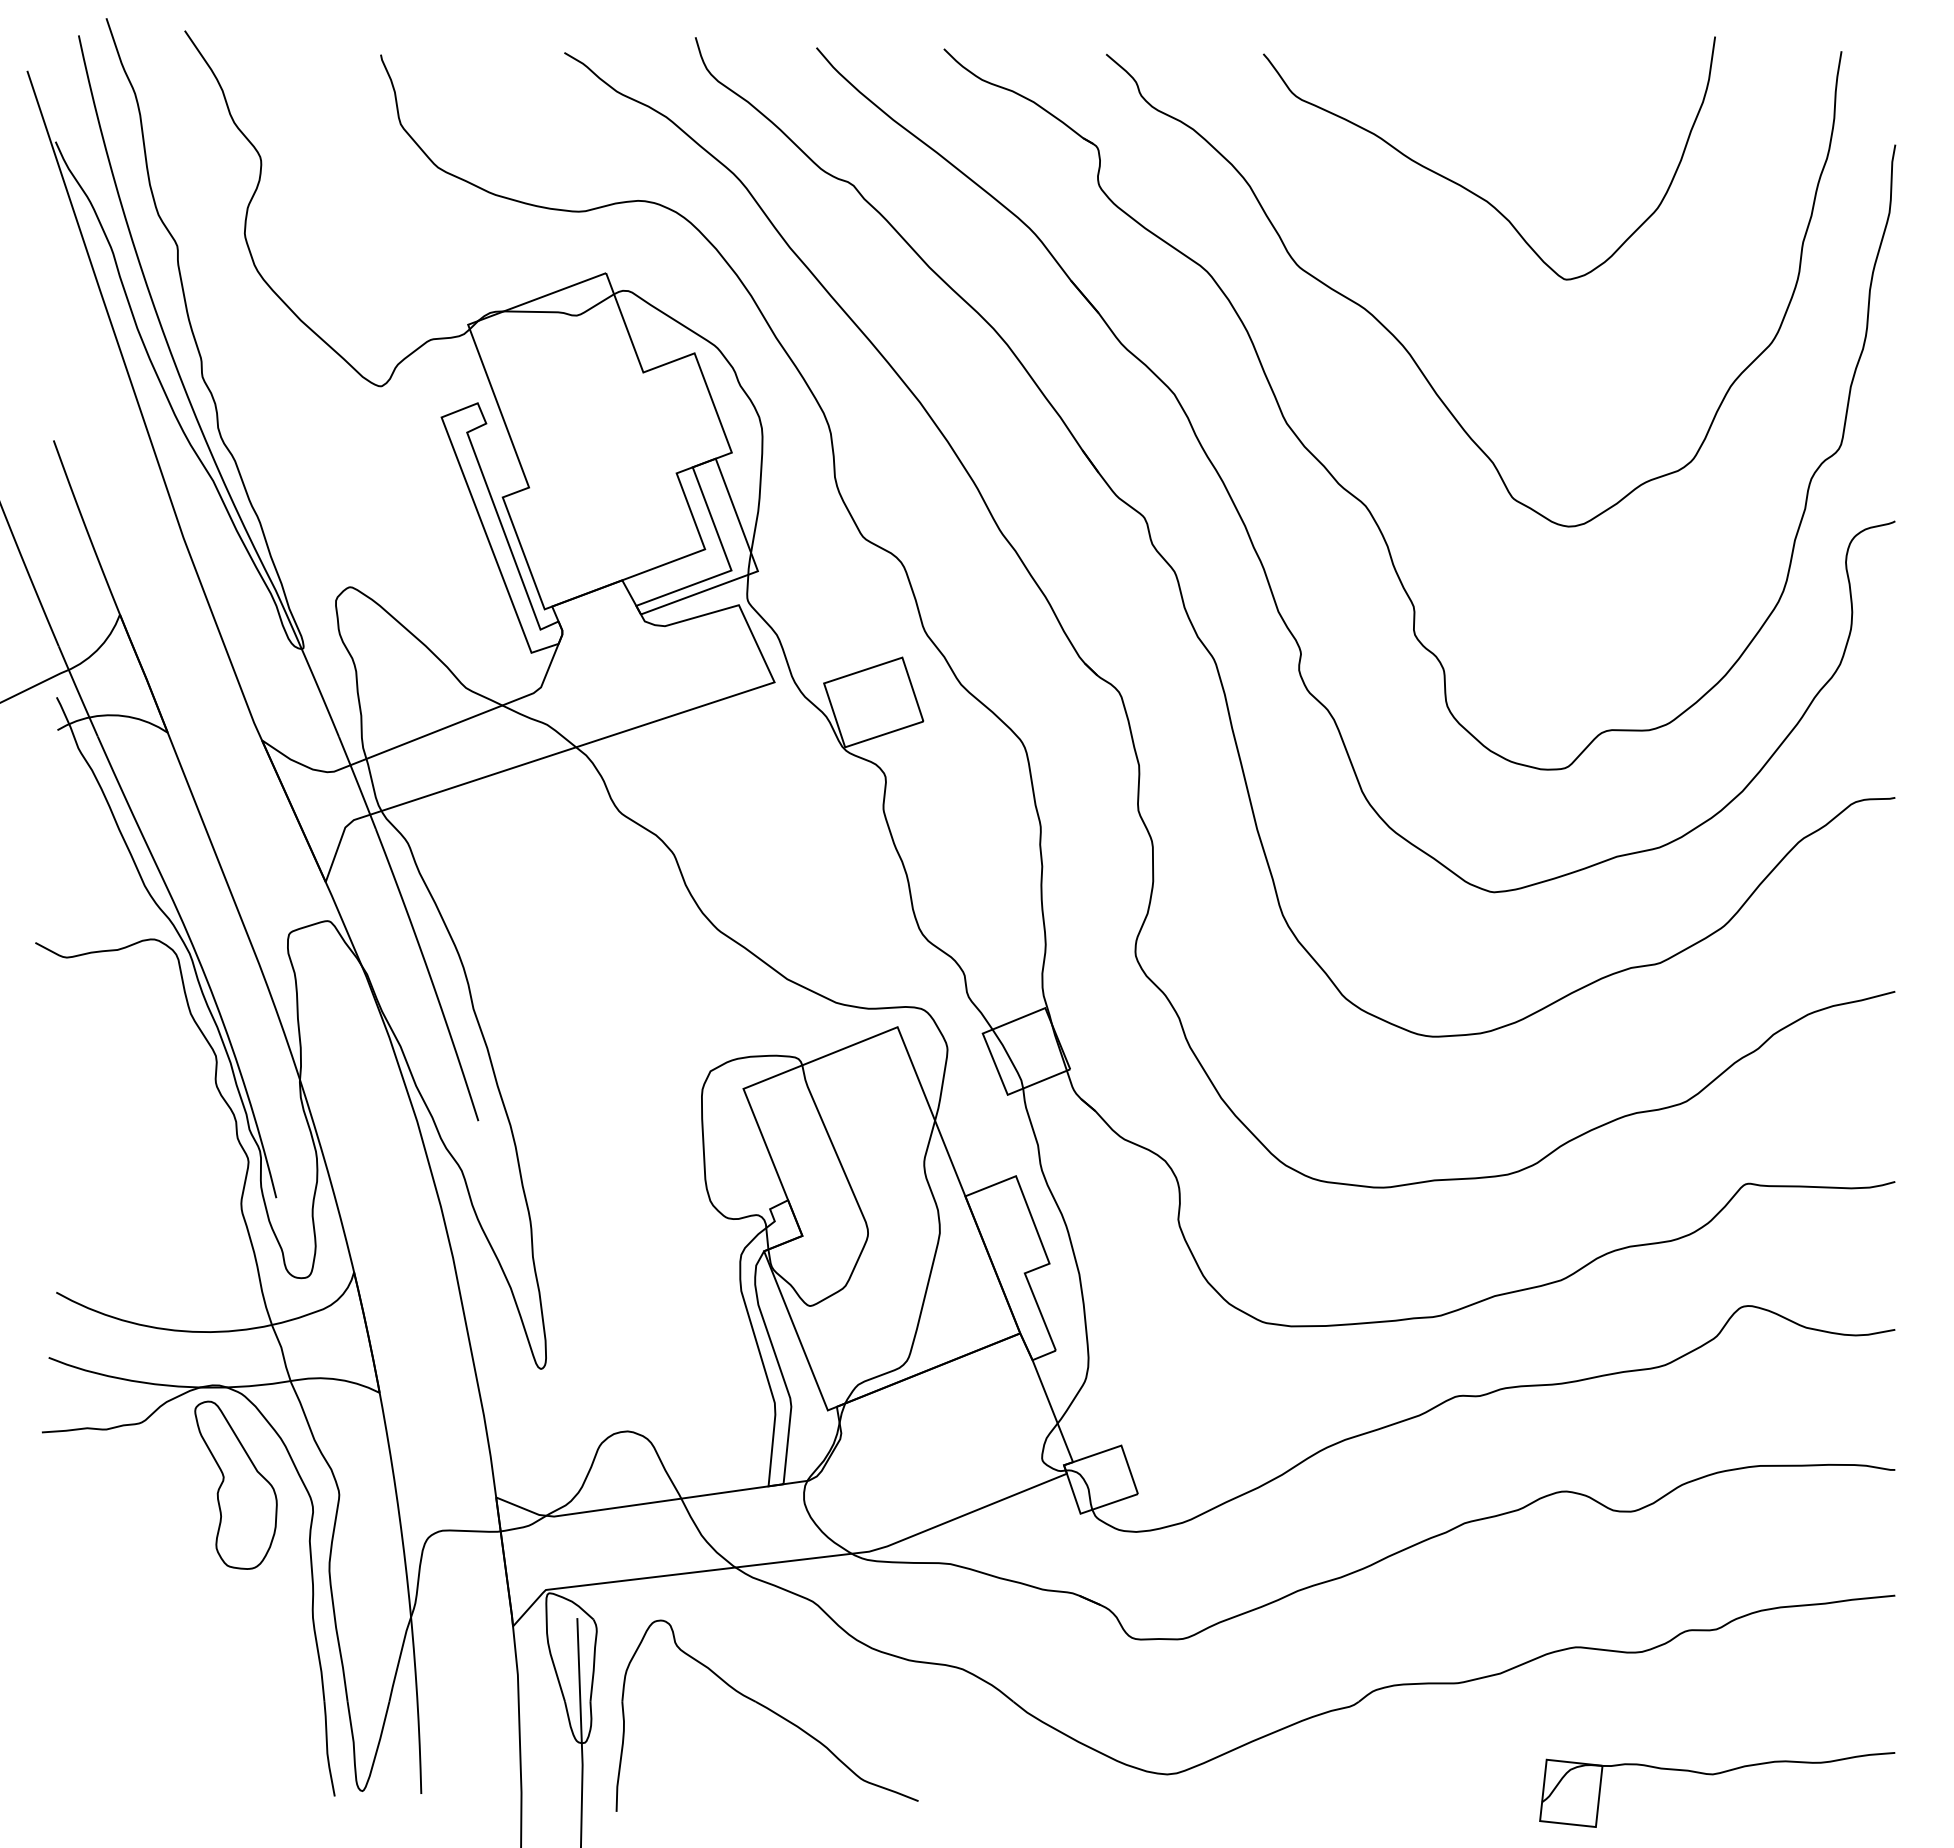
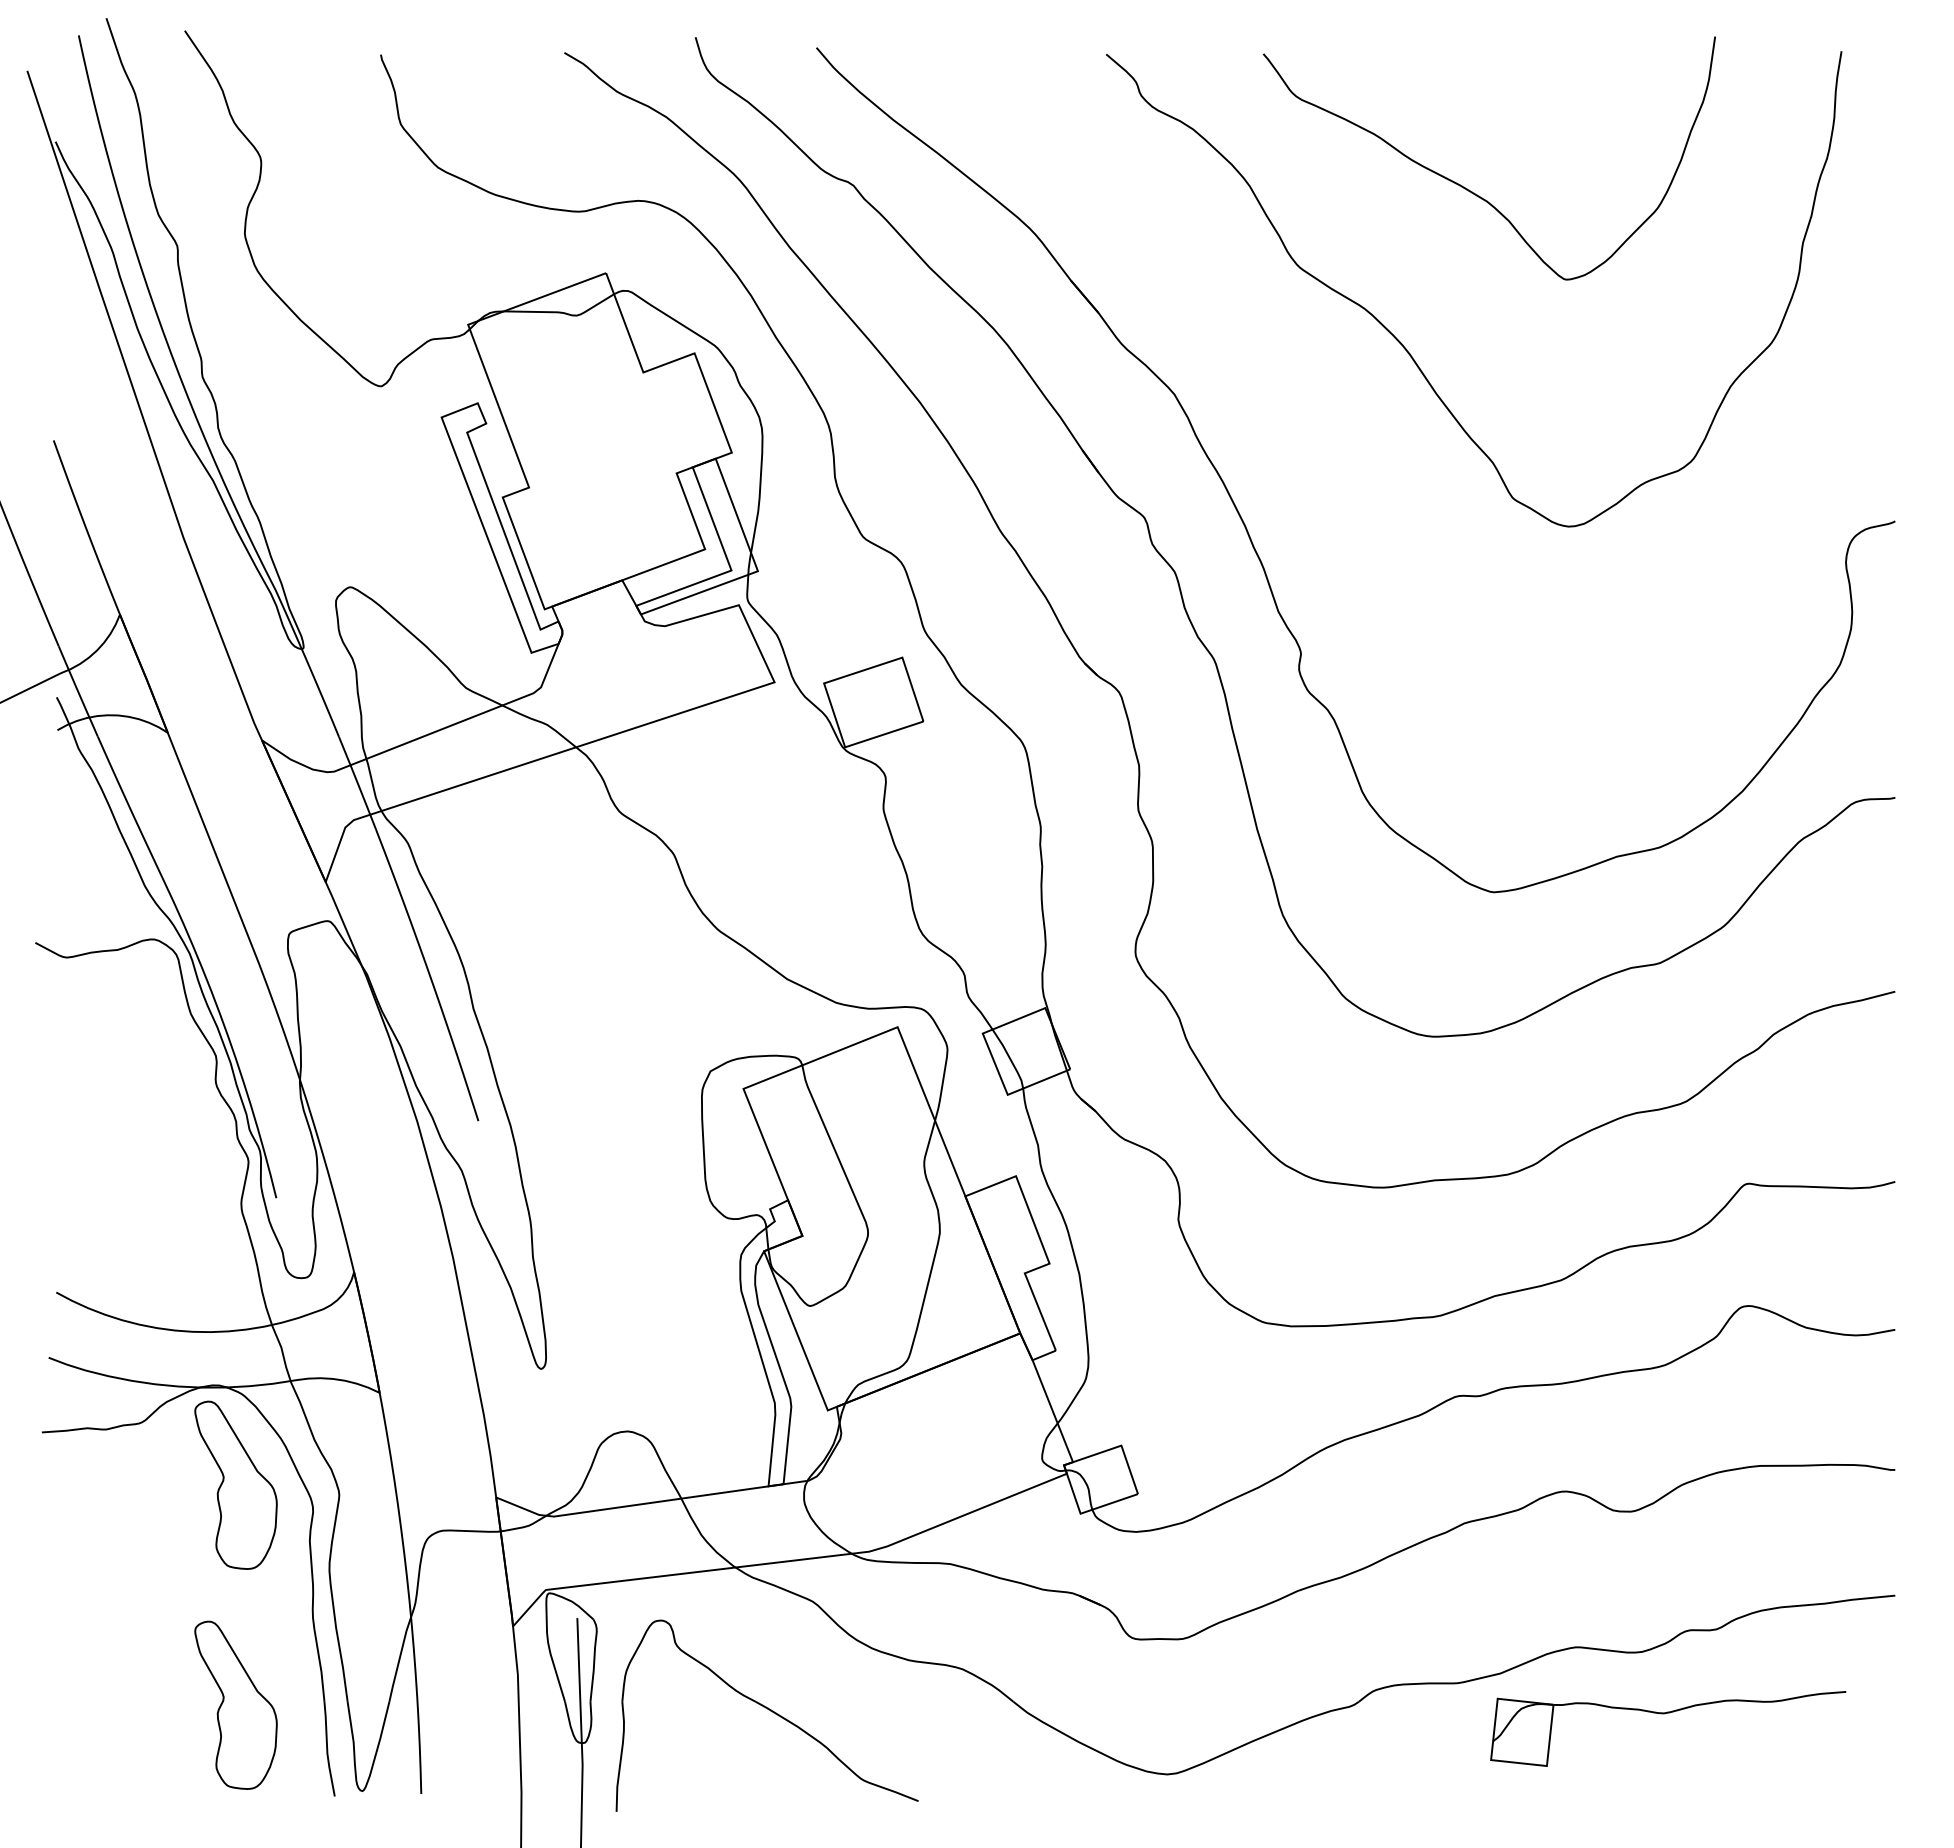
part: present -> none (1352, 493)
part: none -> present (235, 1704)
part position: (1713, 1775) -> (1664, 1714) (1664, 1714)
